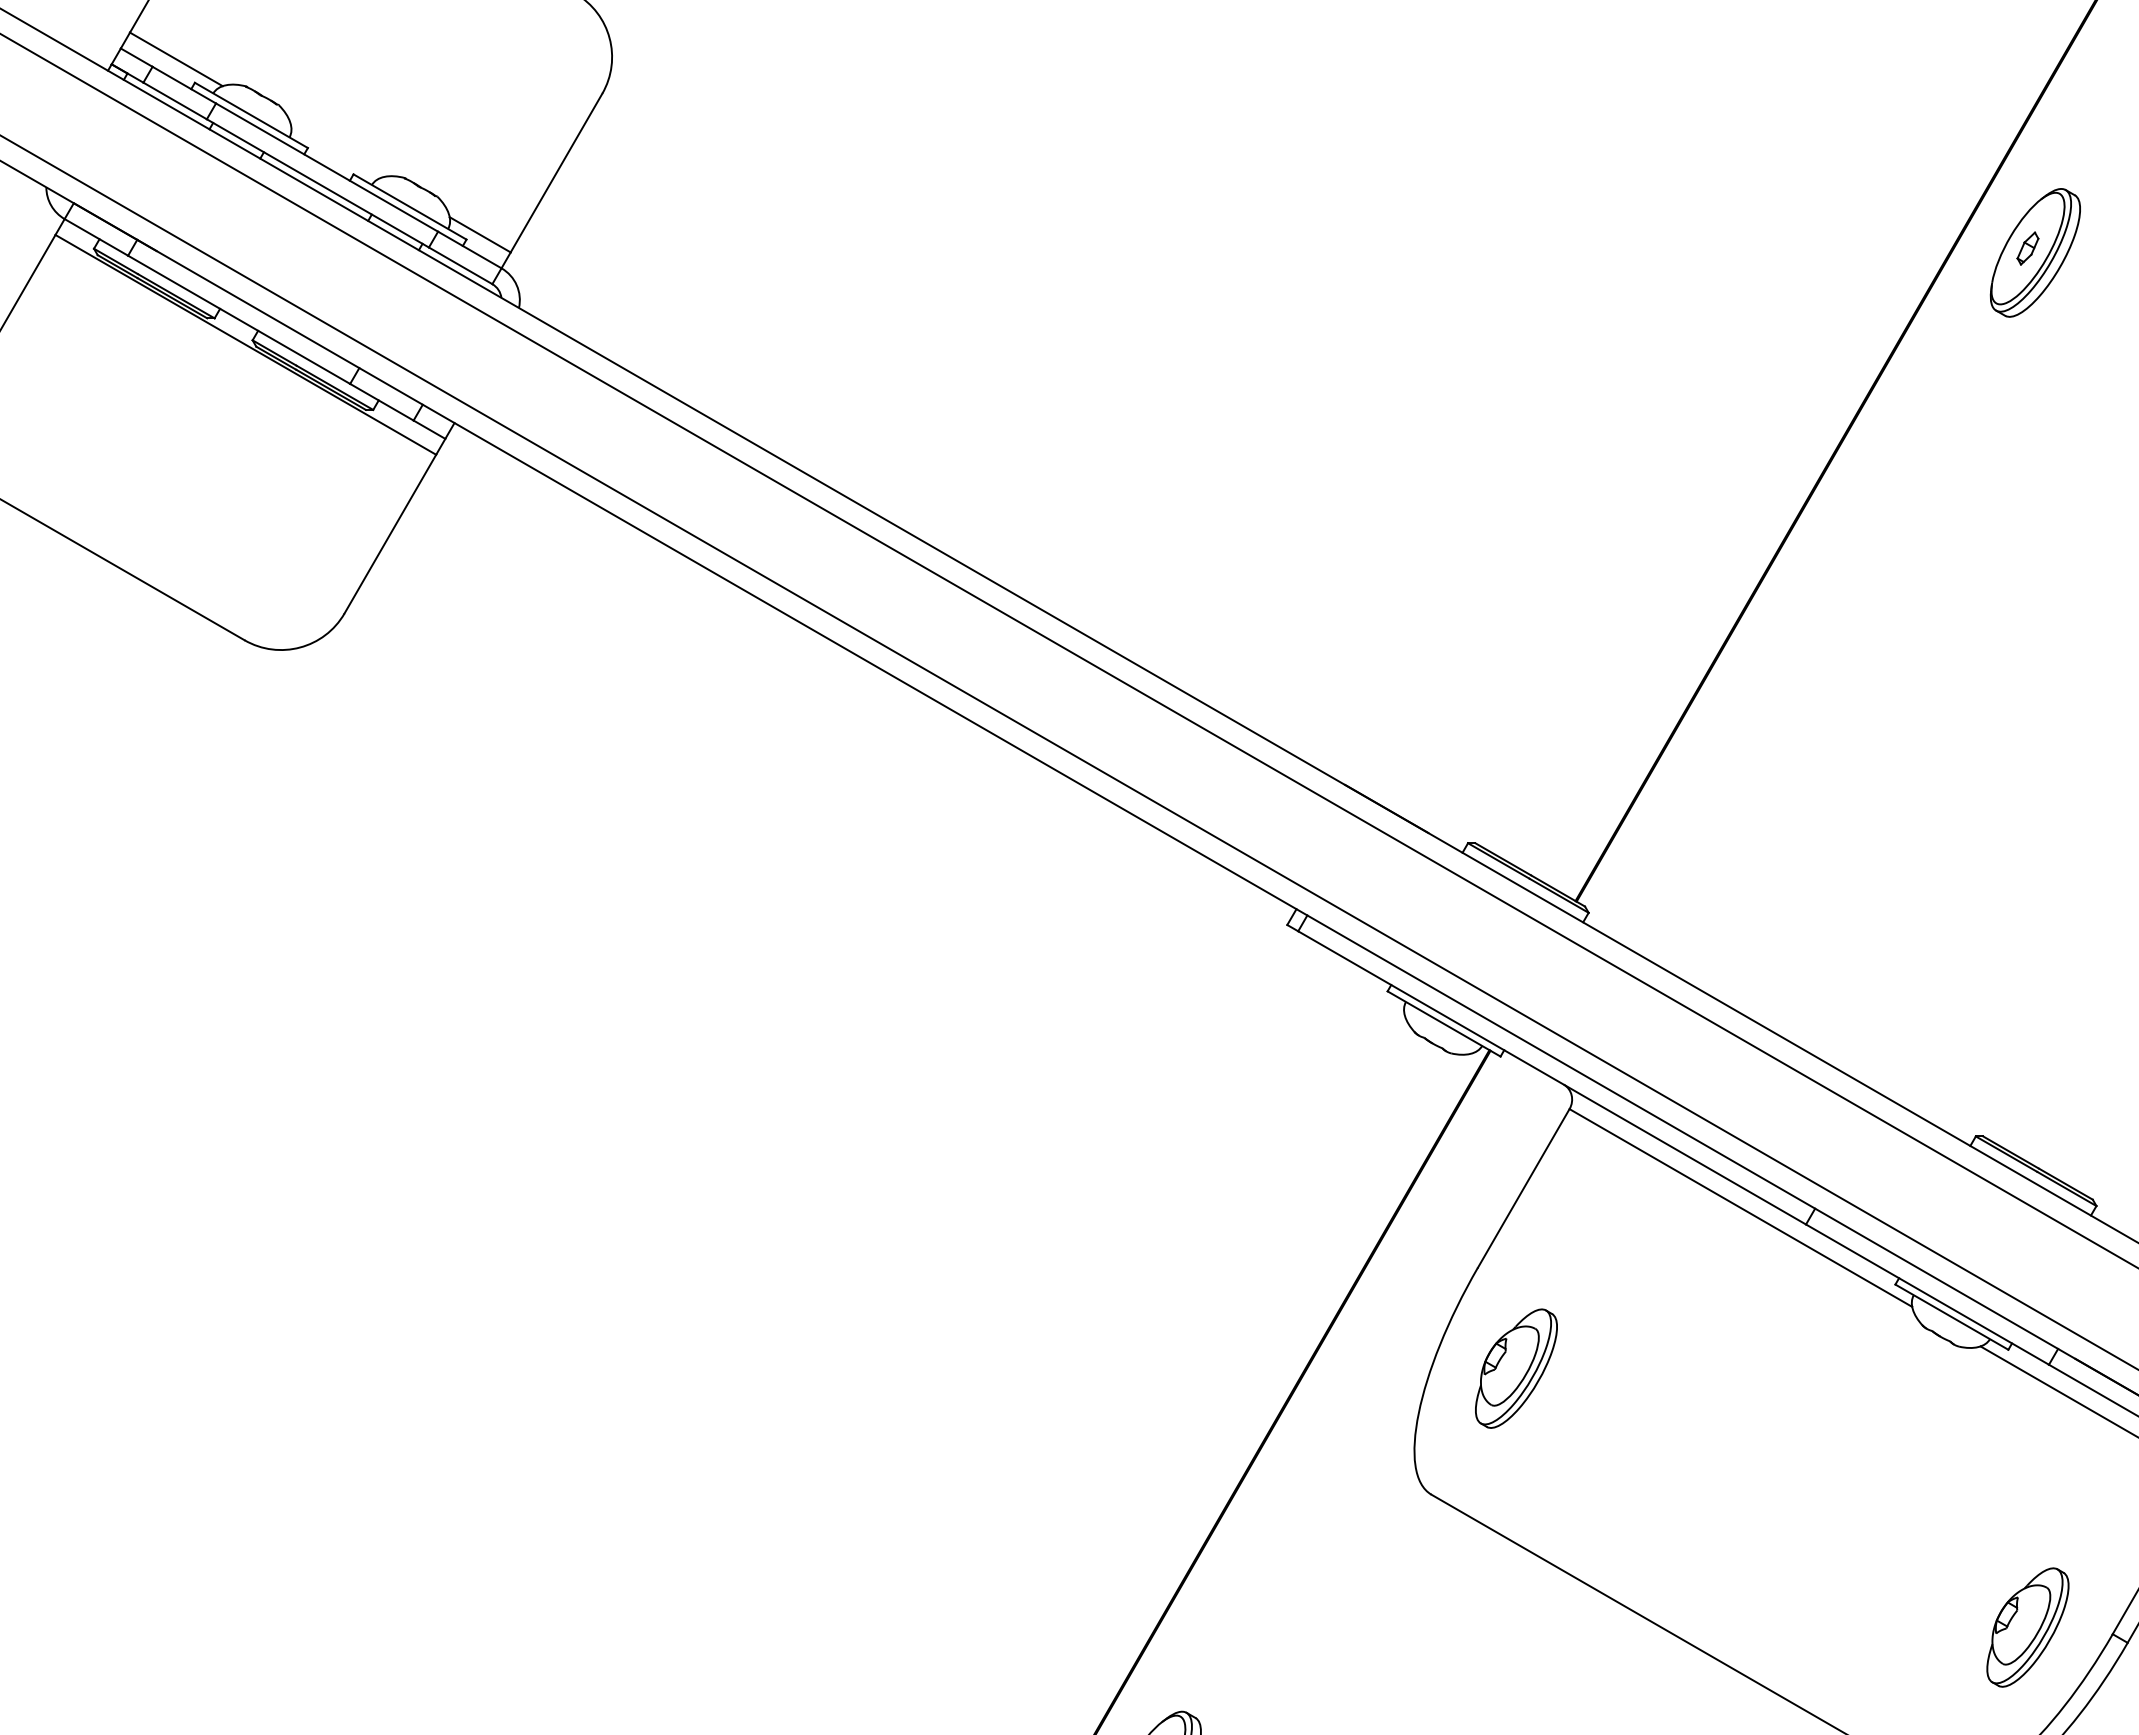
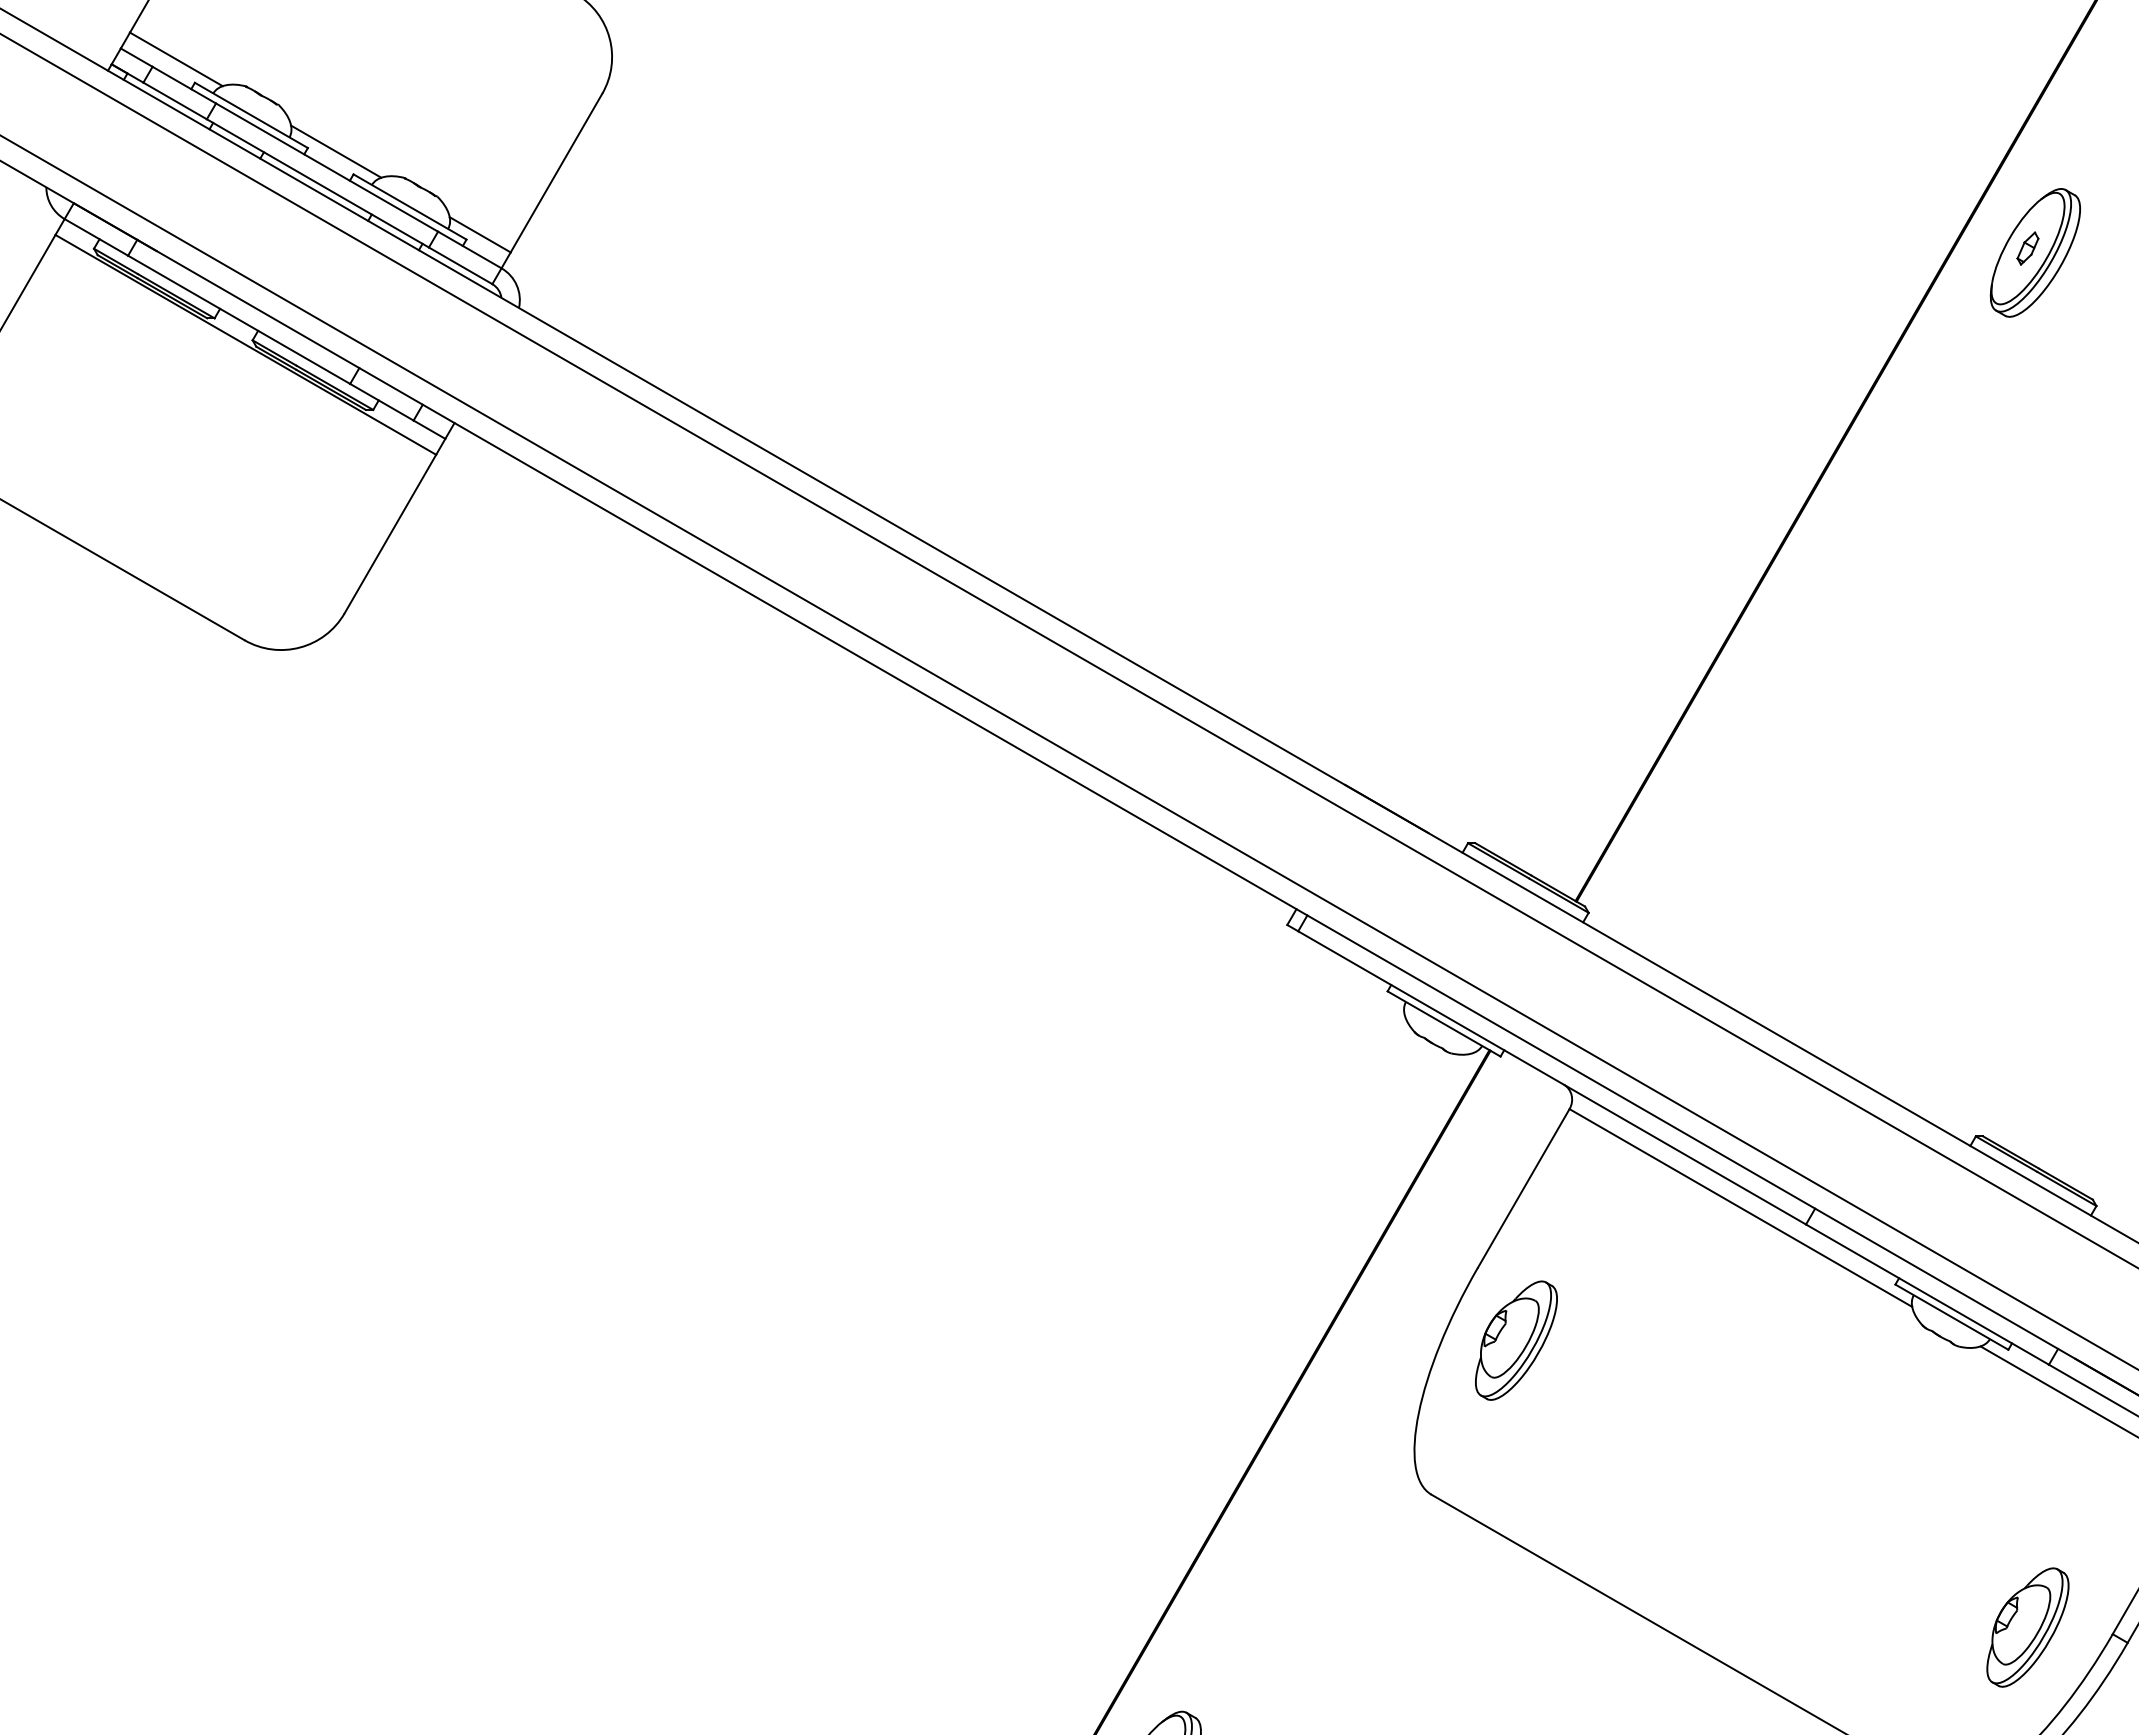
line: none -> present (336, 151)
part position: (1516, 1368) -> (1516, 1340) (1516, 1340)
